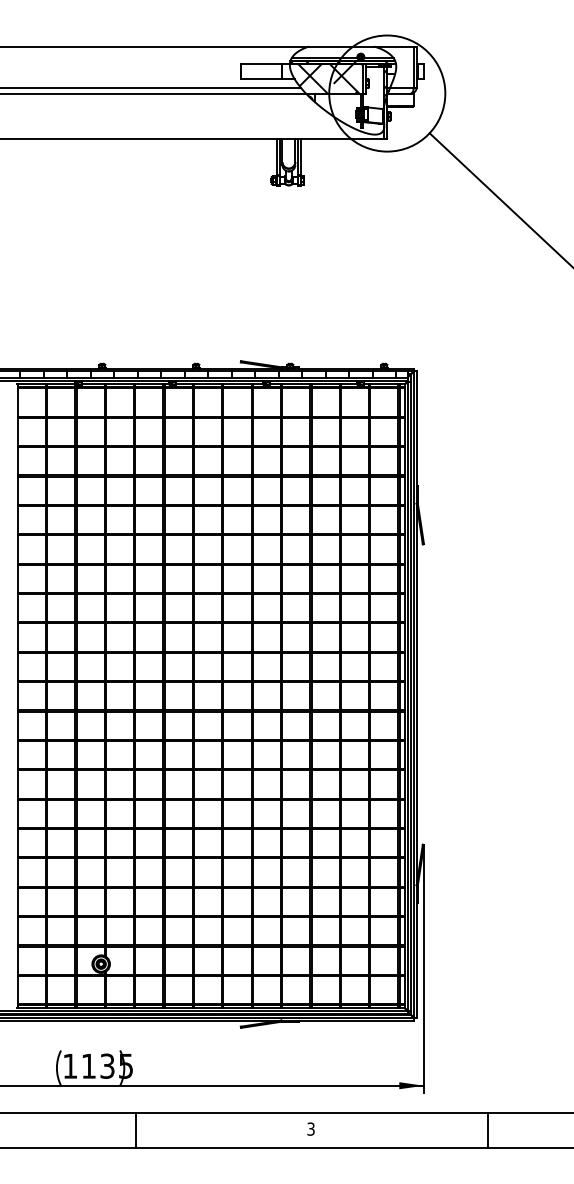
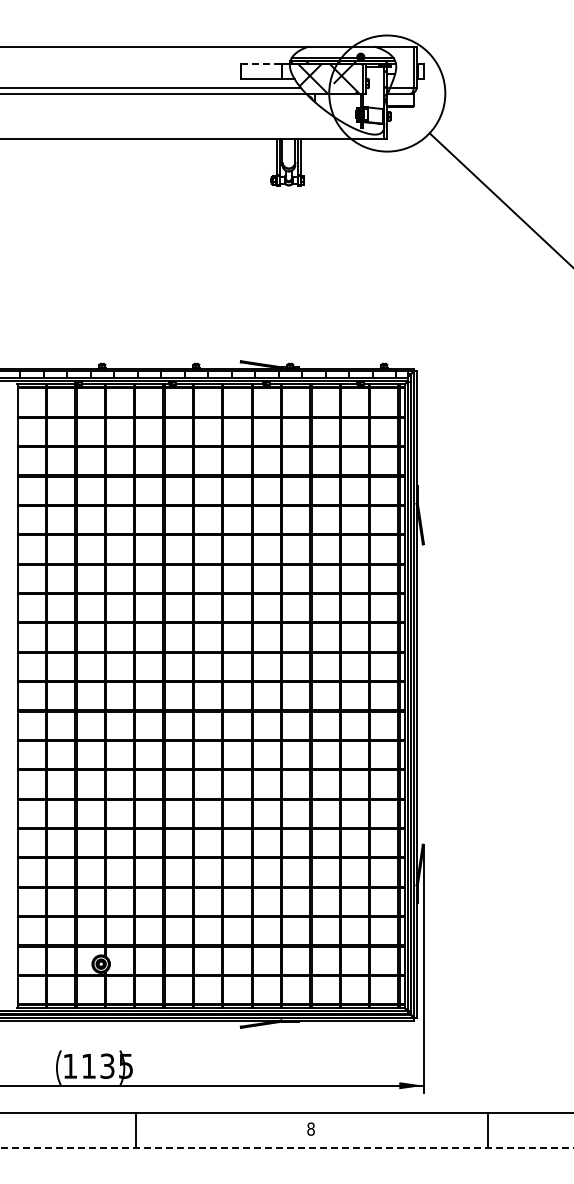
line: solid -> dashed (261, 64)
text: 3 -> 8 (310, 1128)
line: solid -> dashed (287, 1148)
